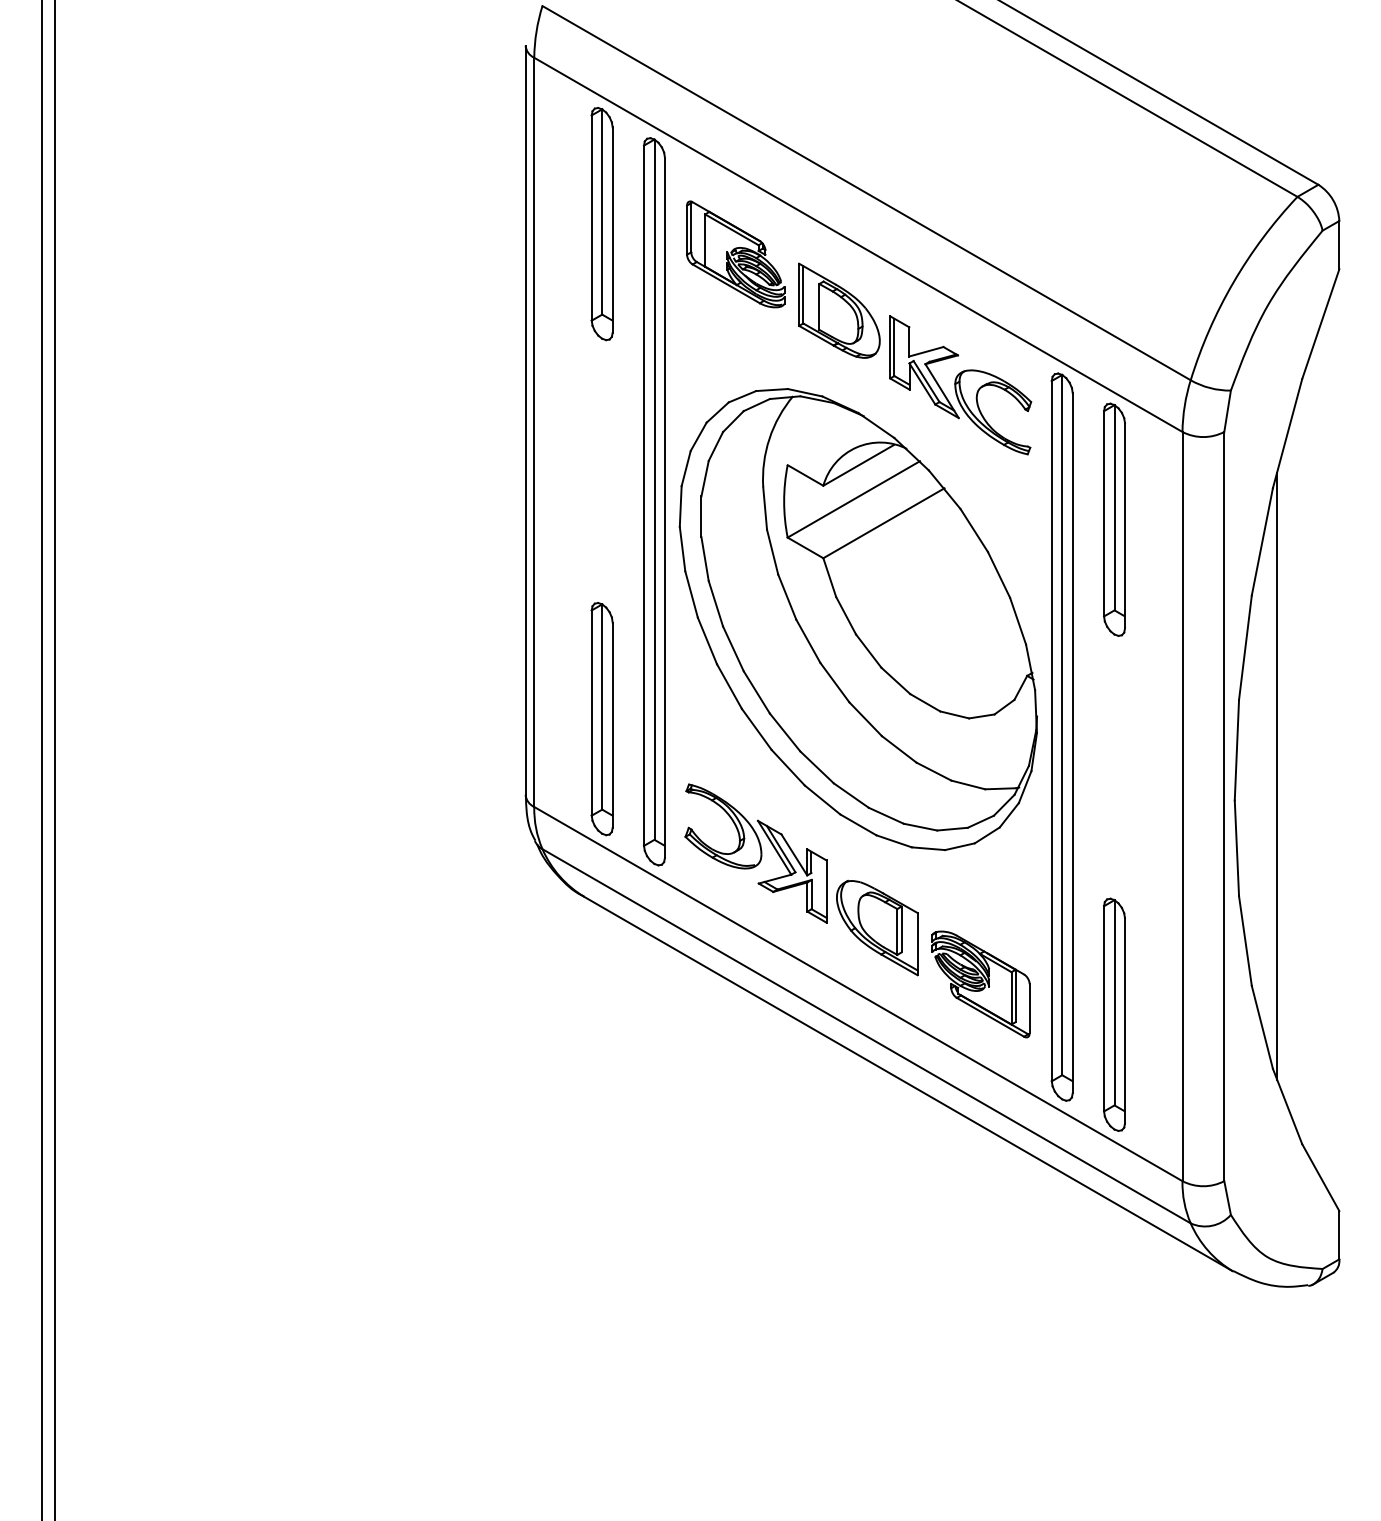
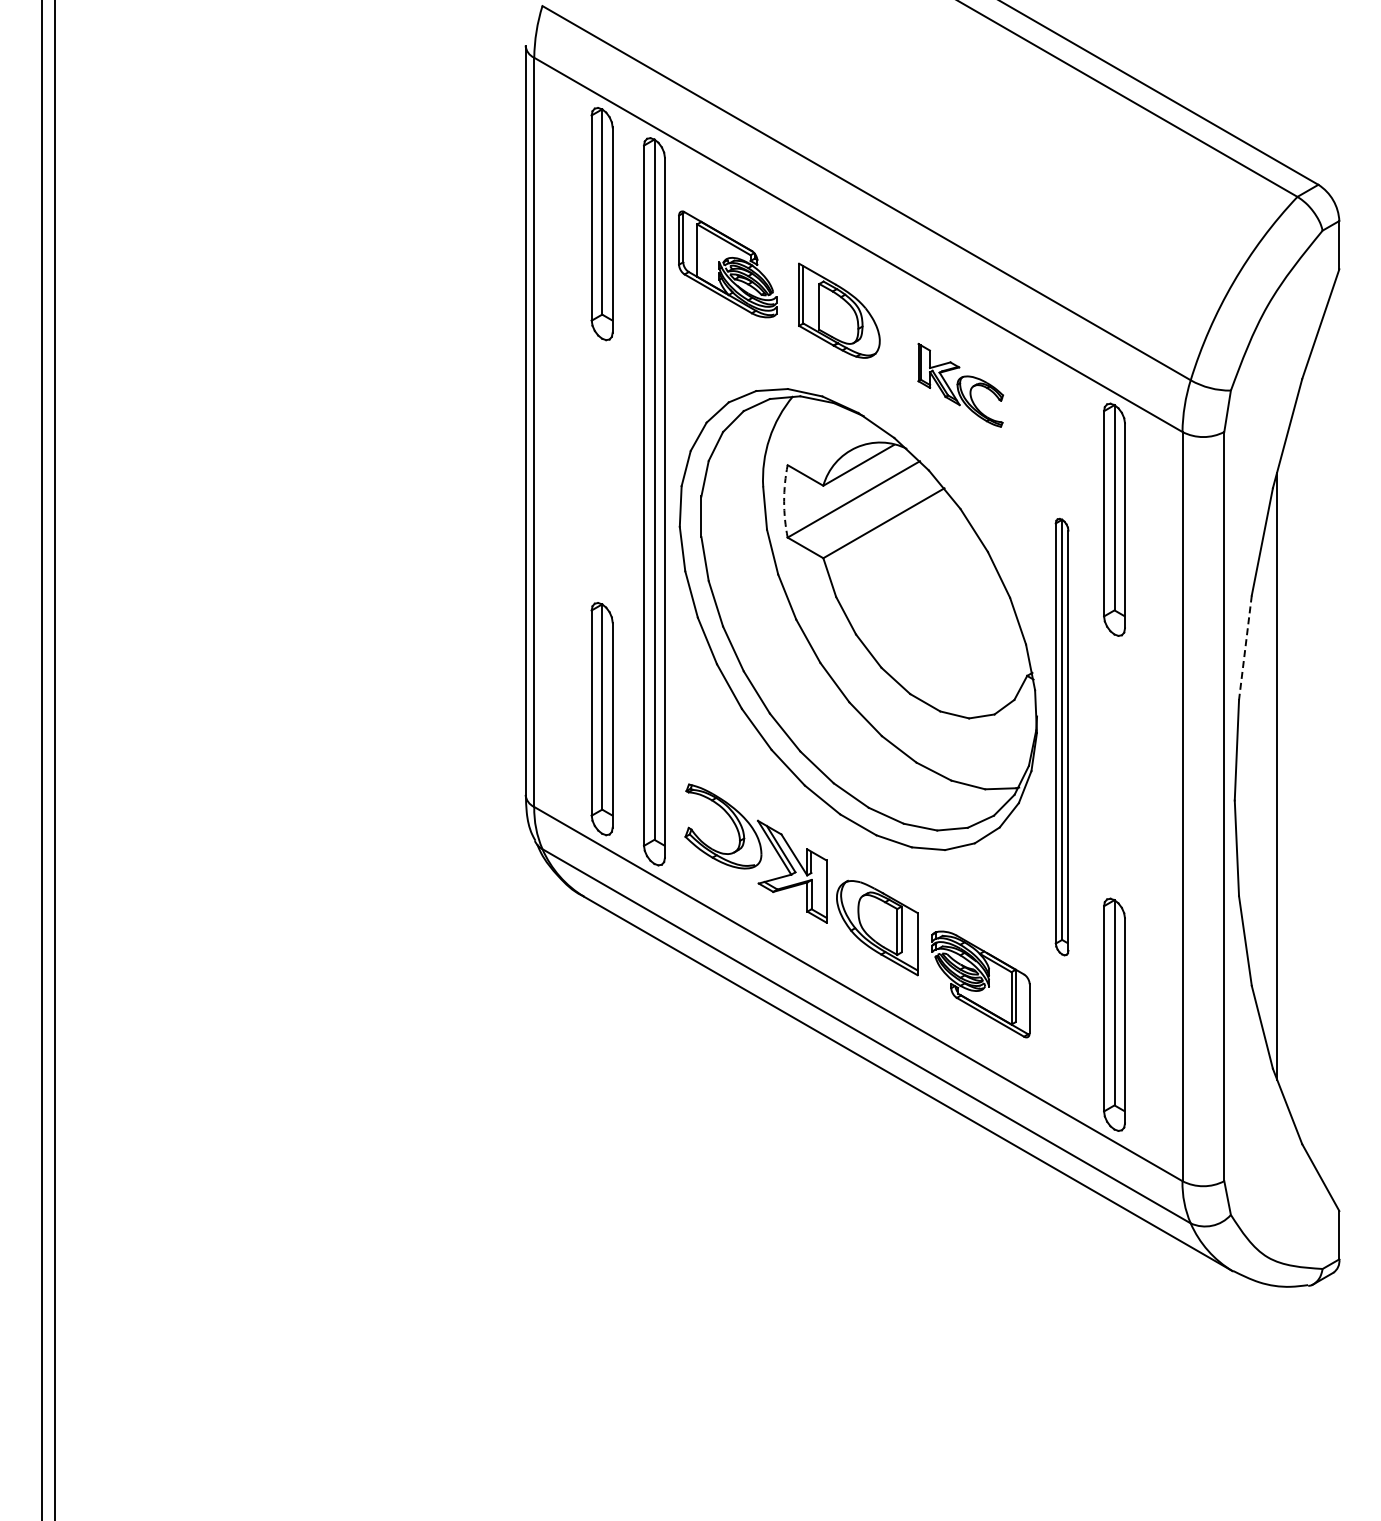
part position: (735, 254) -> (727, 264) (727, 264)
part size: 144x141 px -> 88x86 px (960, 384)
arc: solid -> dashed (784, 501)
line: solid -> dashed (1245, 647)
part size: 24x730 px -> 16x440 px (1061, 736)
